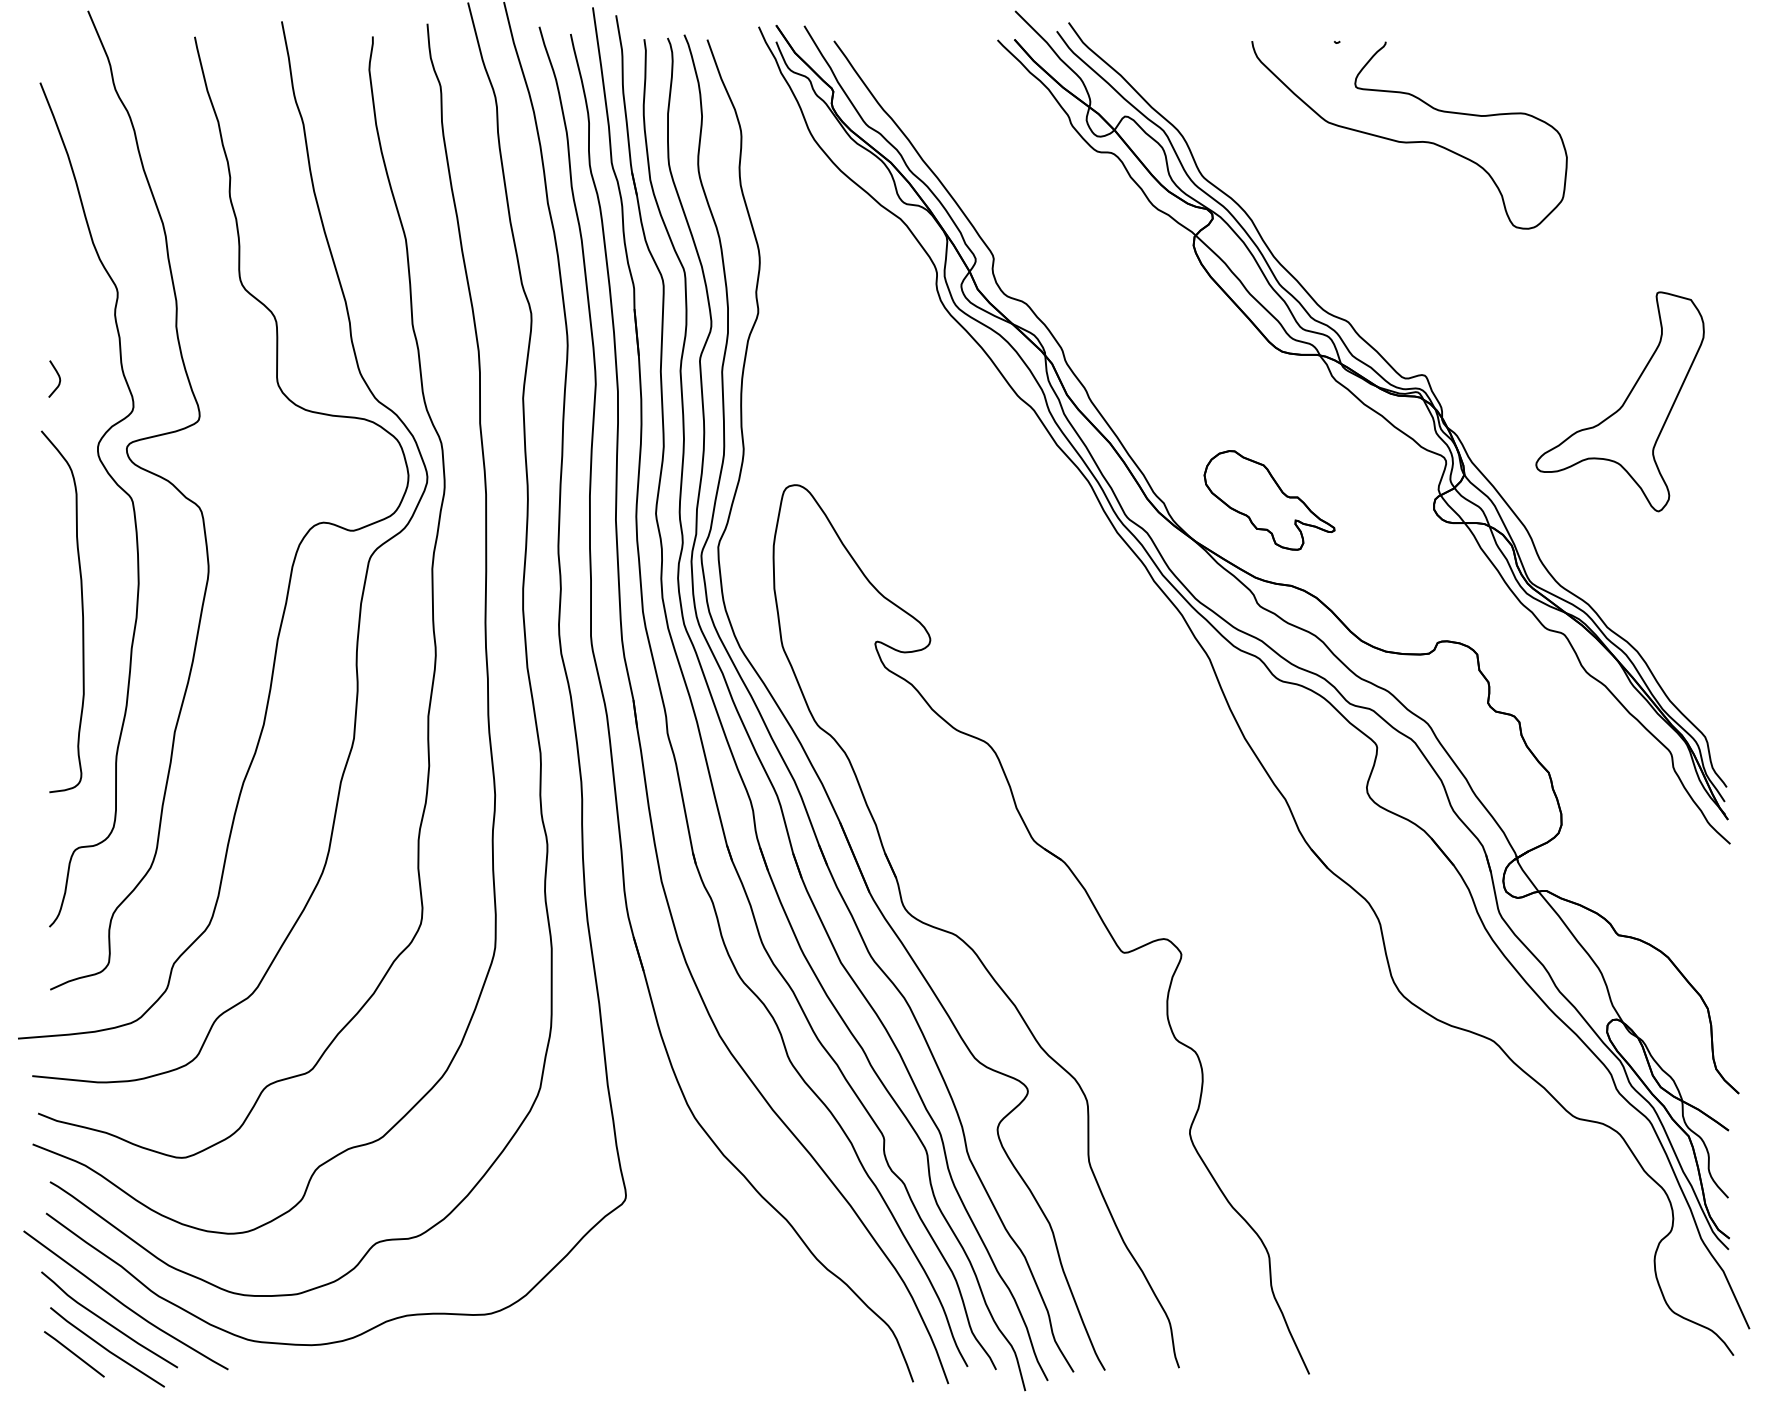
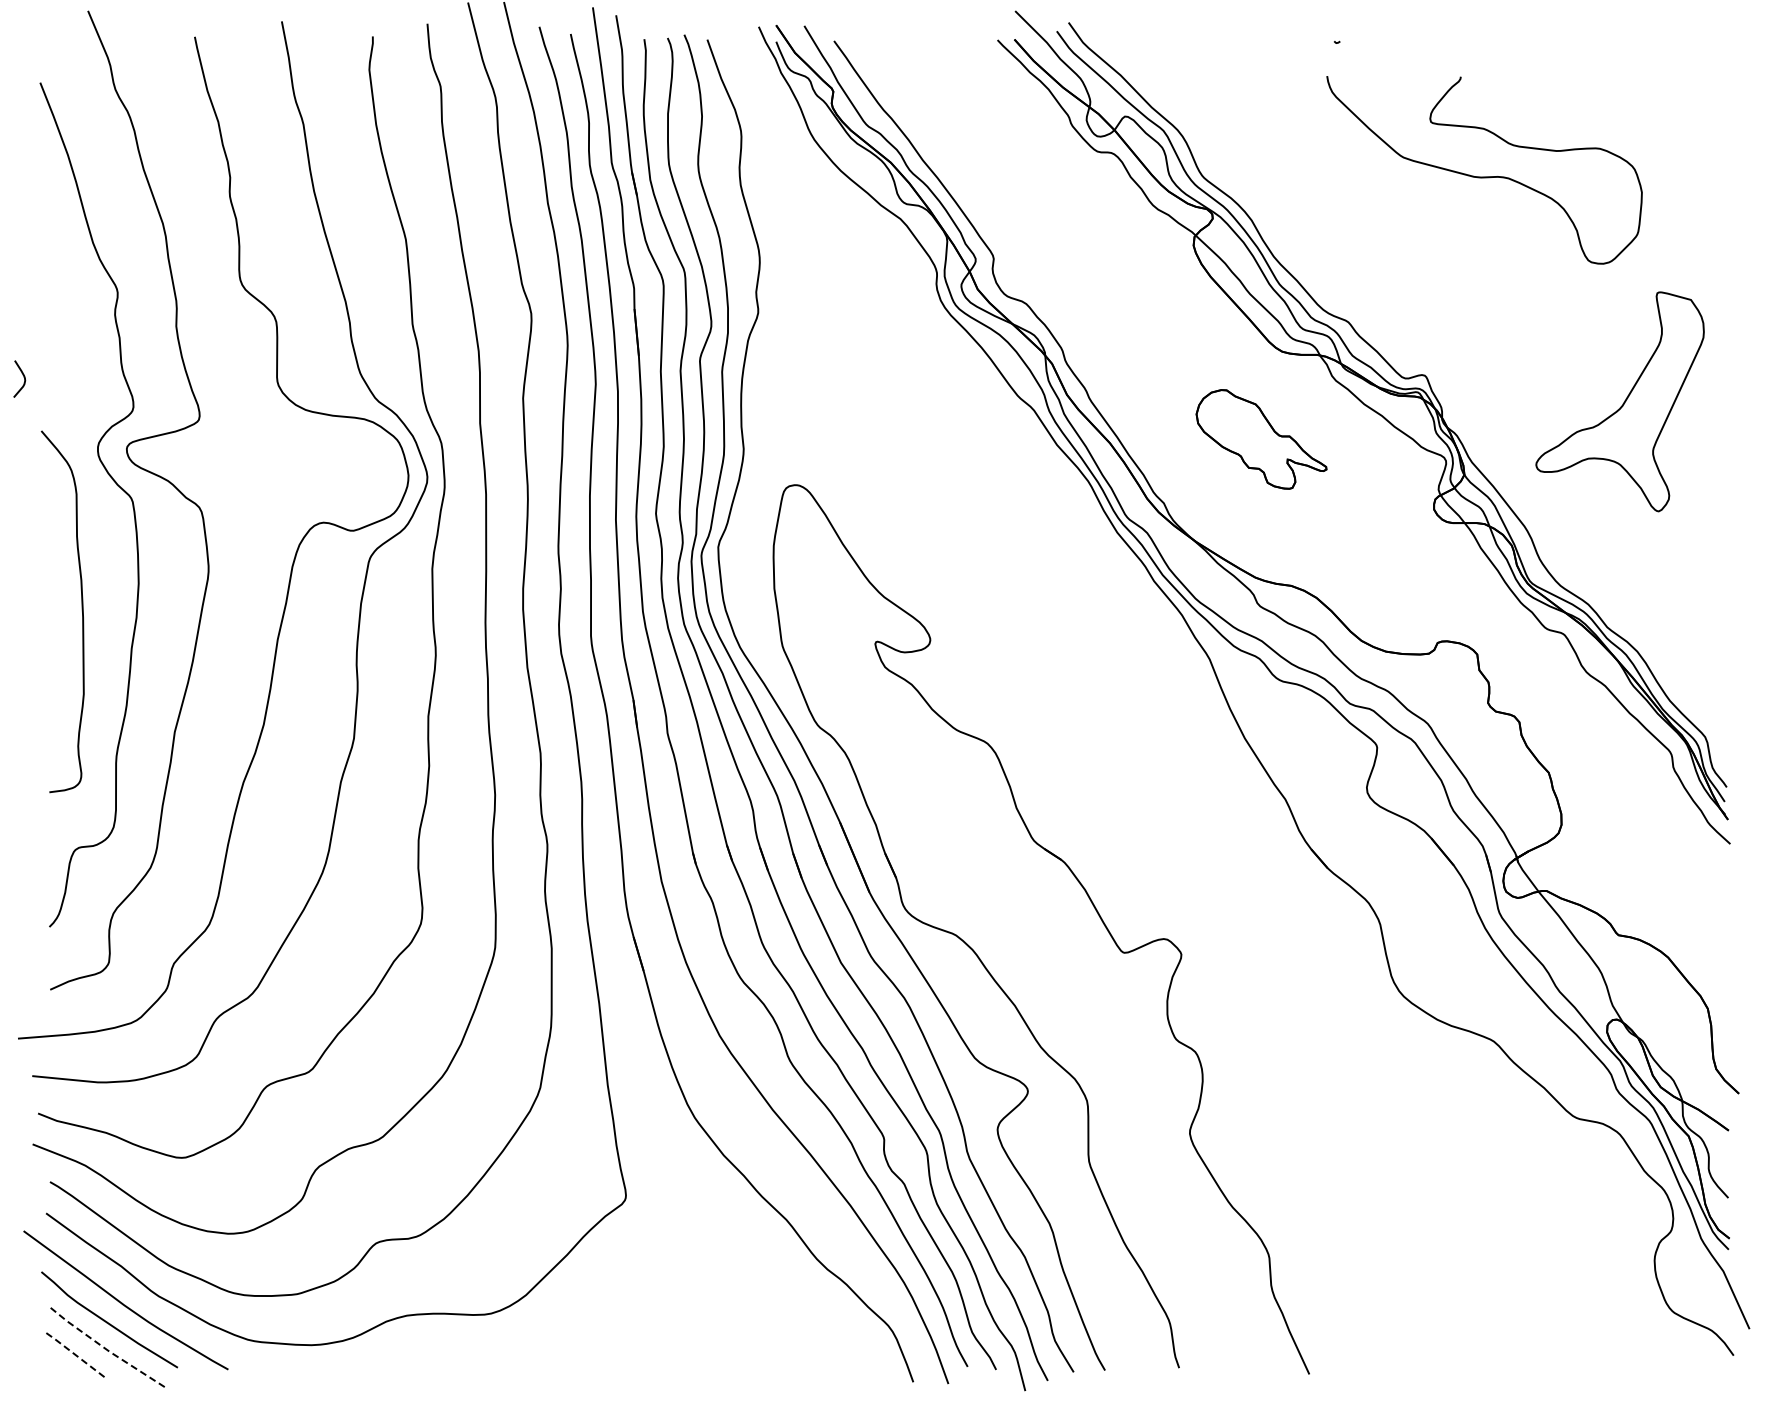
curve position: (1409, 141) -> (1484, 176) (1484, 176)
curve position: (58, 377) -> (23, 377) (23, 377)
part position: (1269, 500) -> (1261, 439) (1261, 439)
line: solid -> dashed (105, 1348)
line: solid -> dashed (74, 1353)
